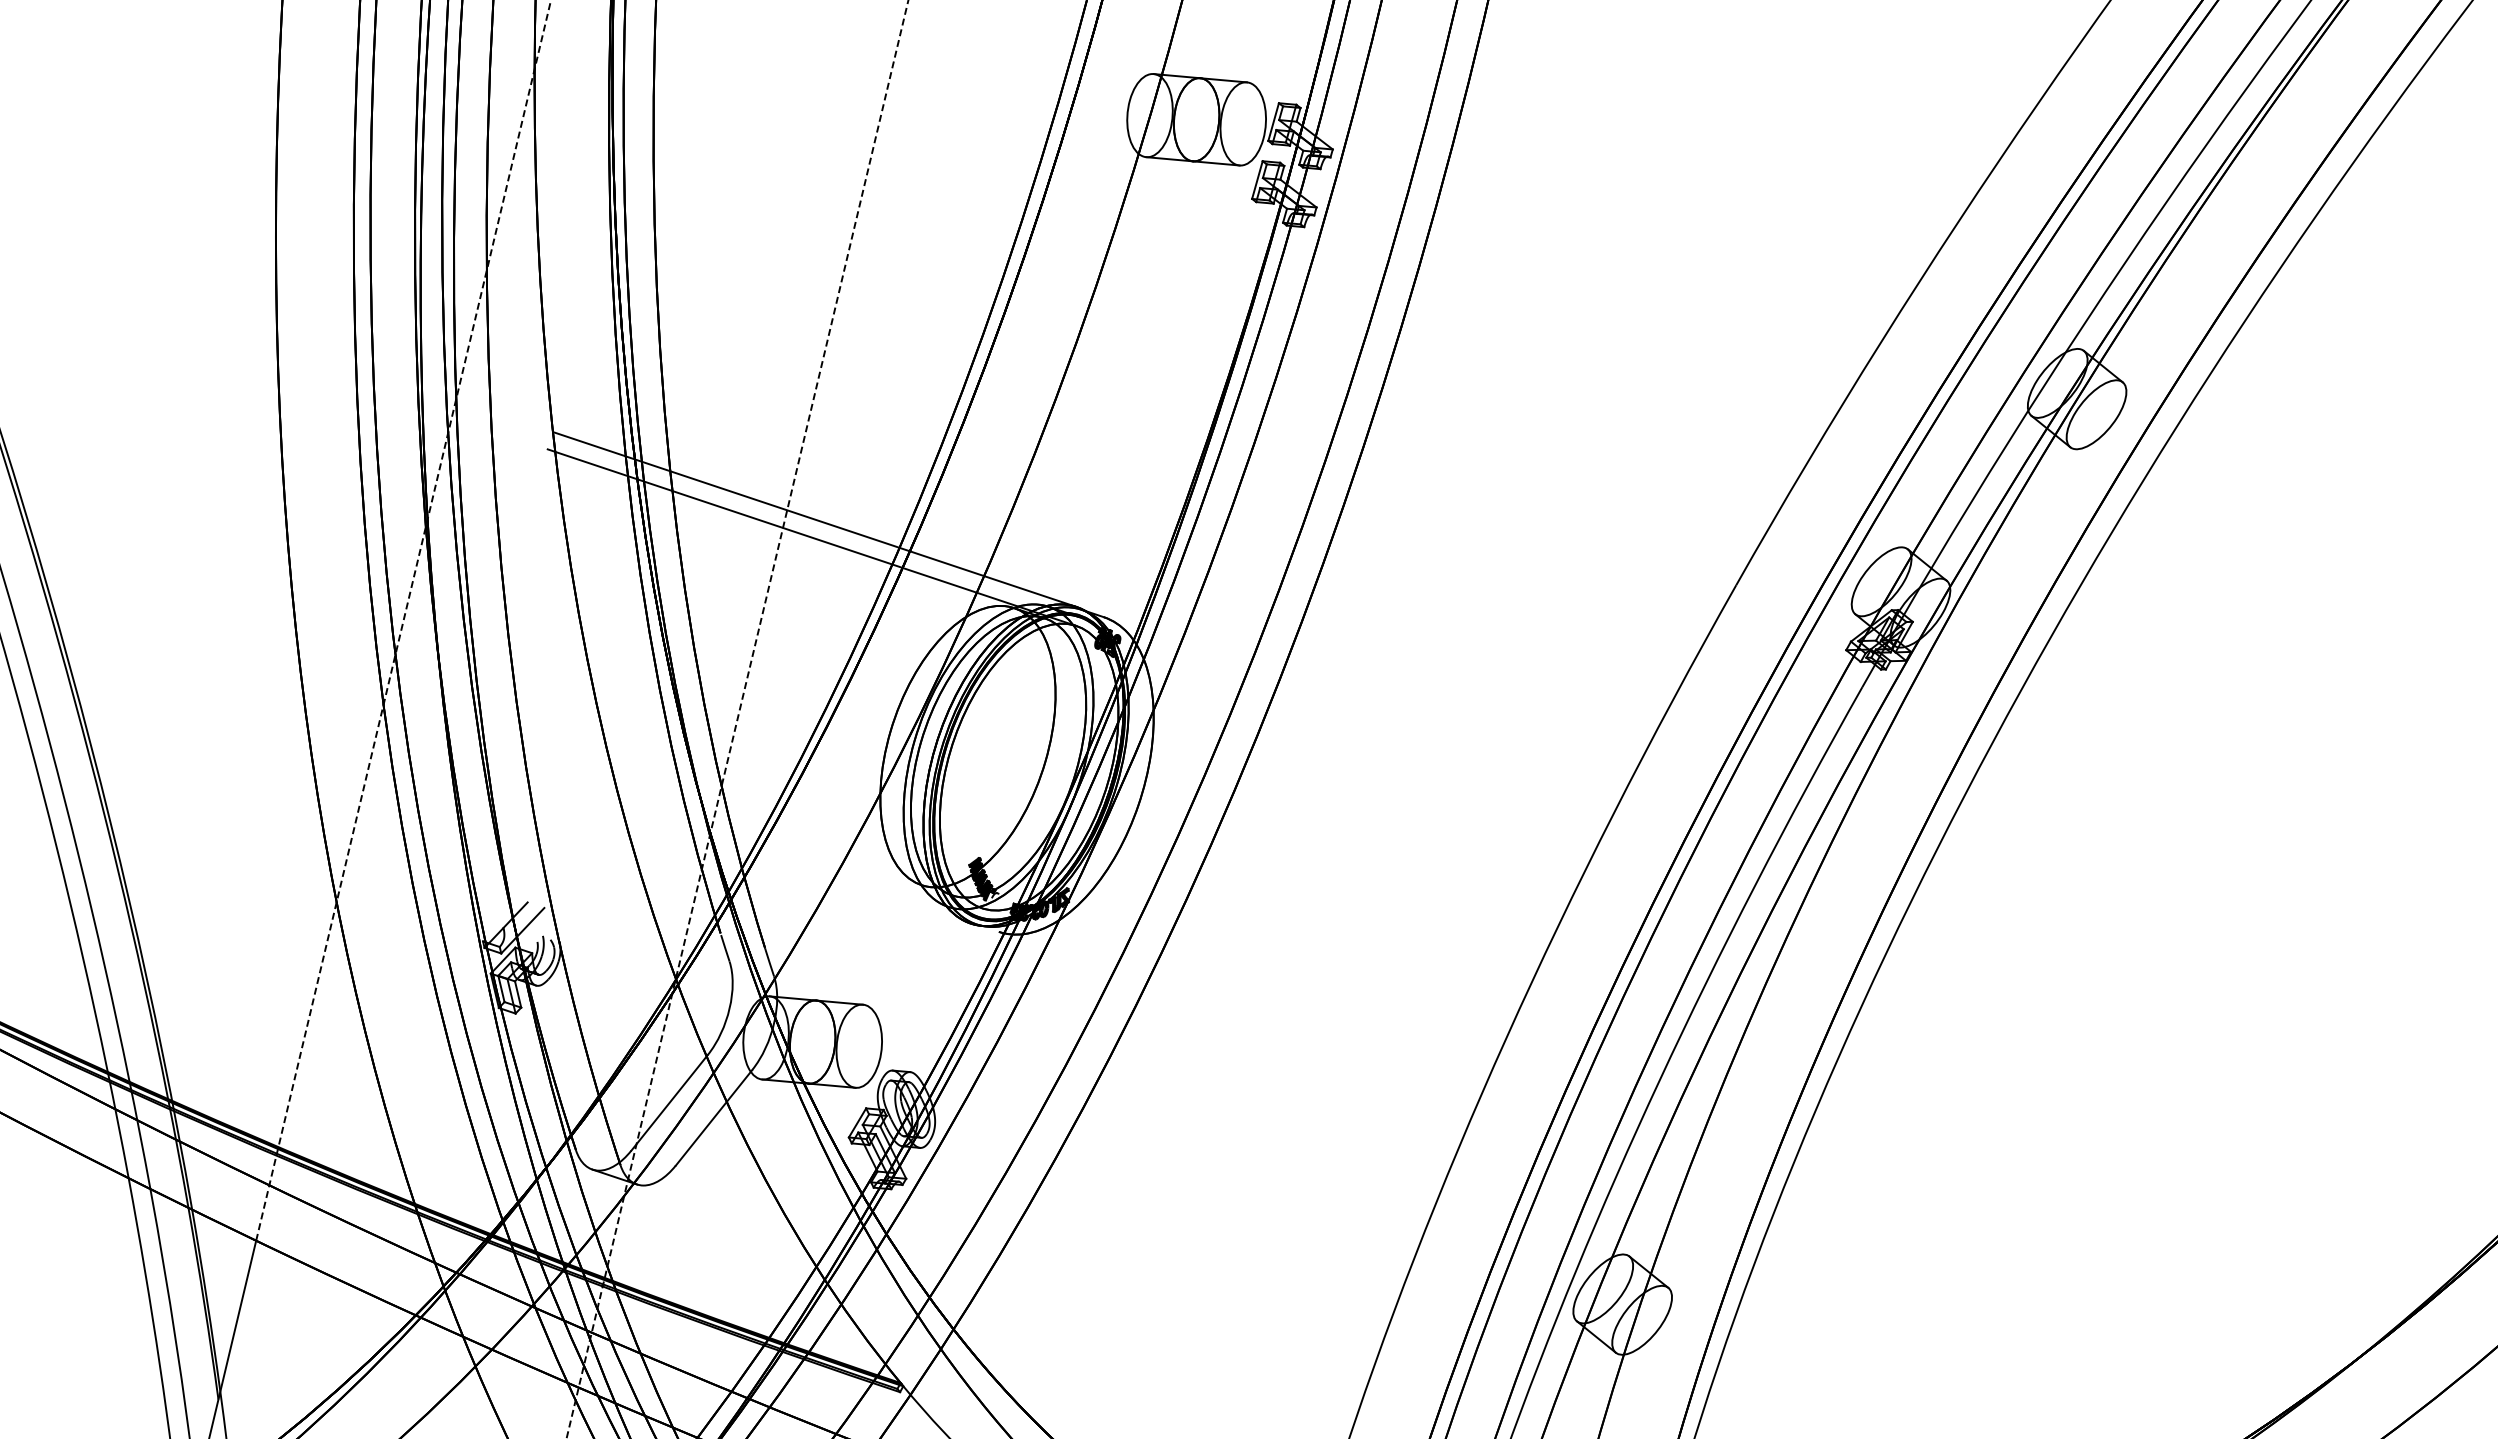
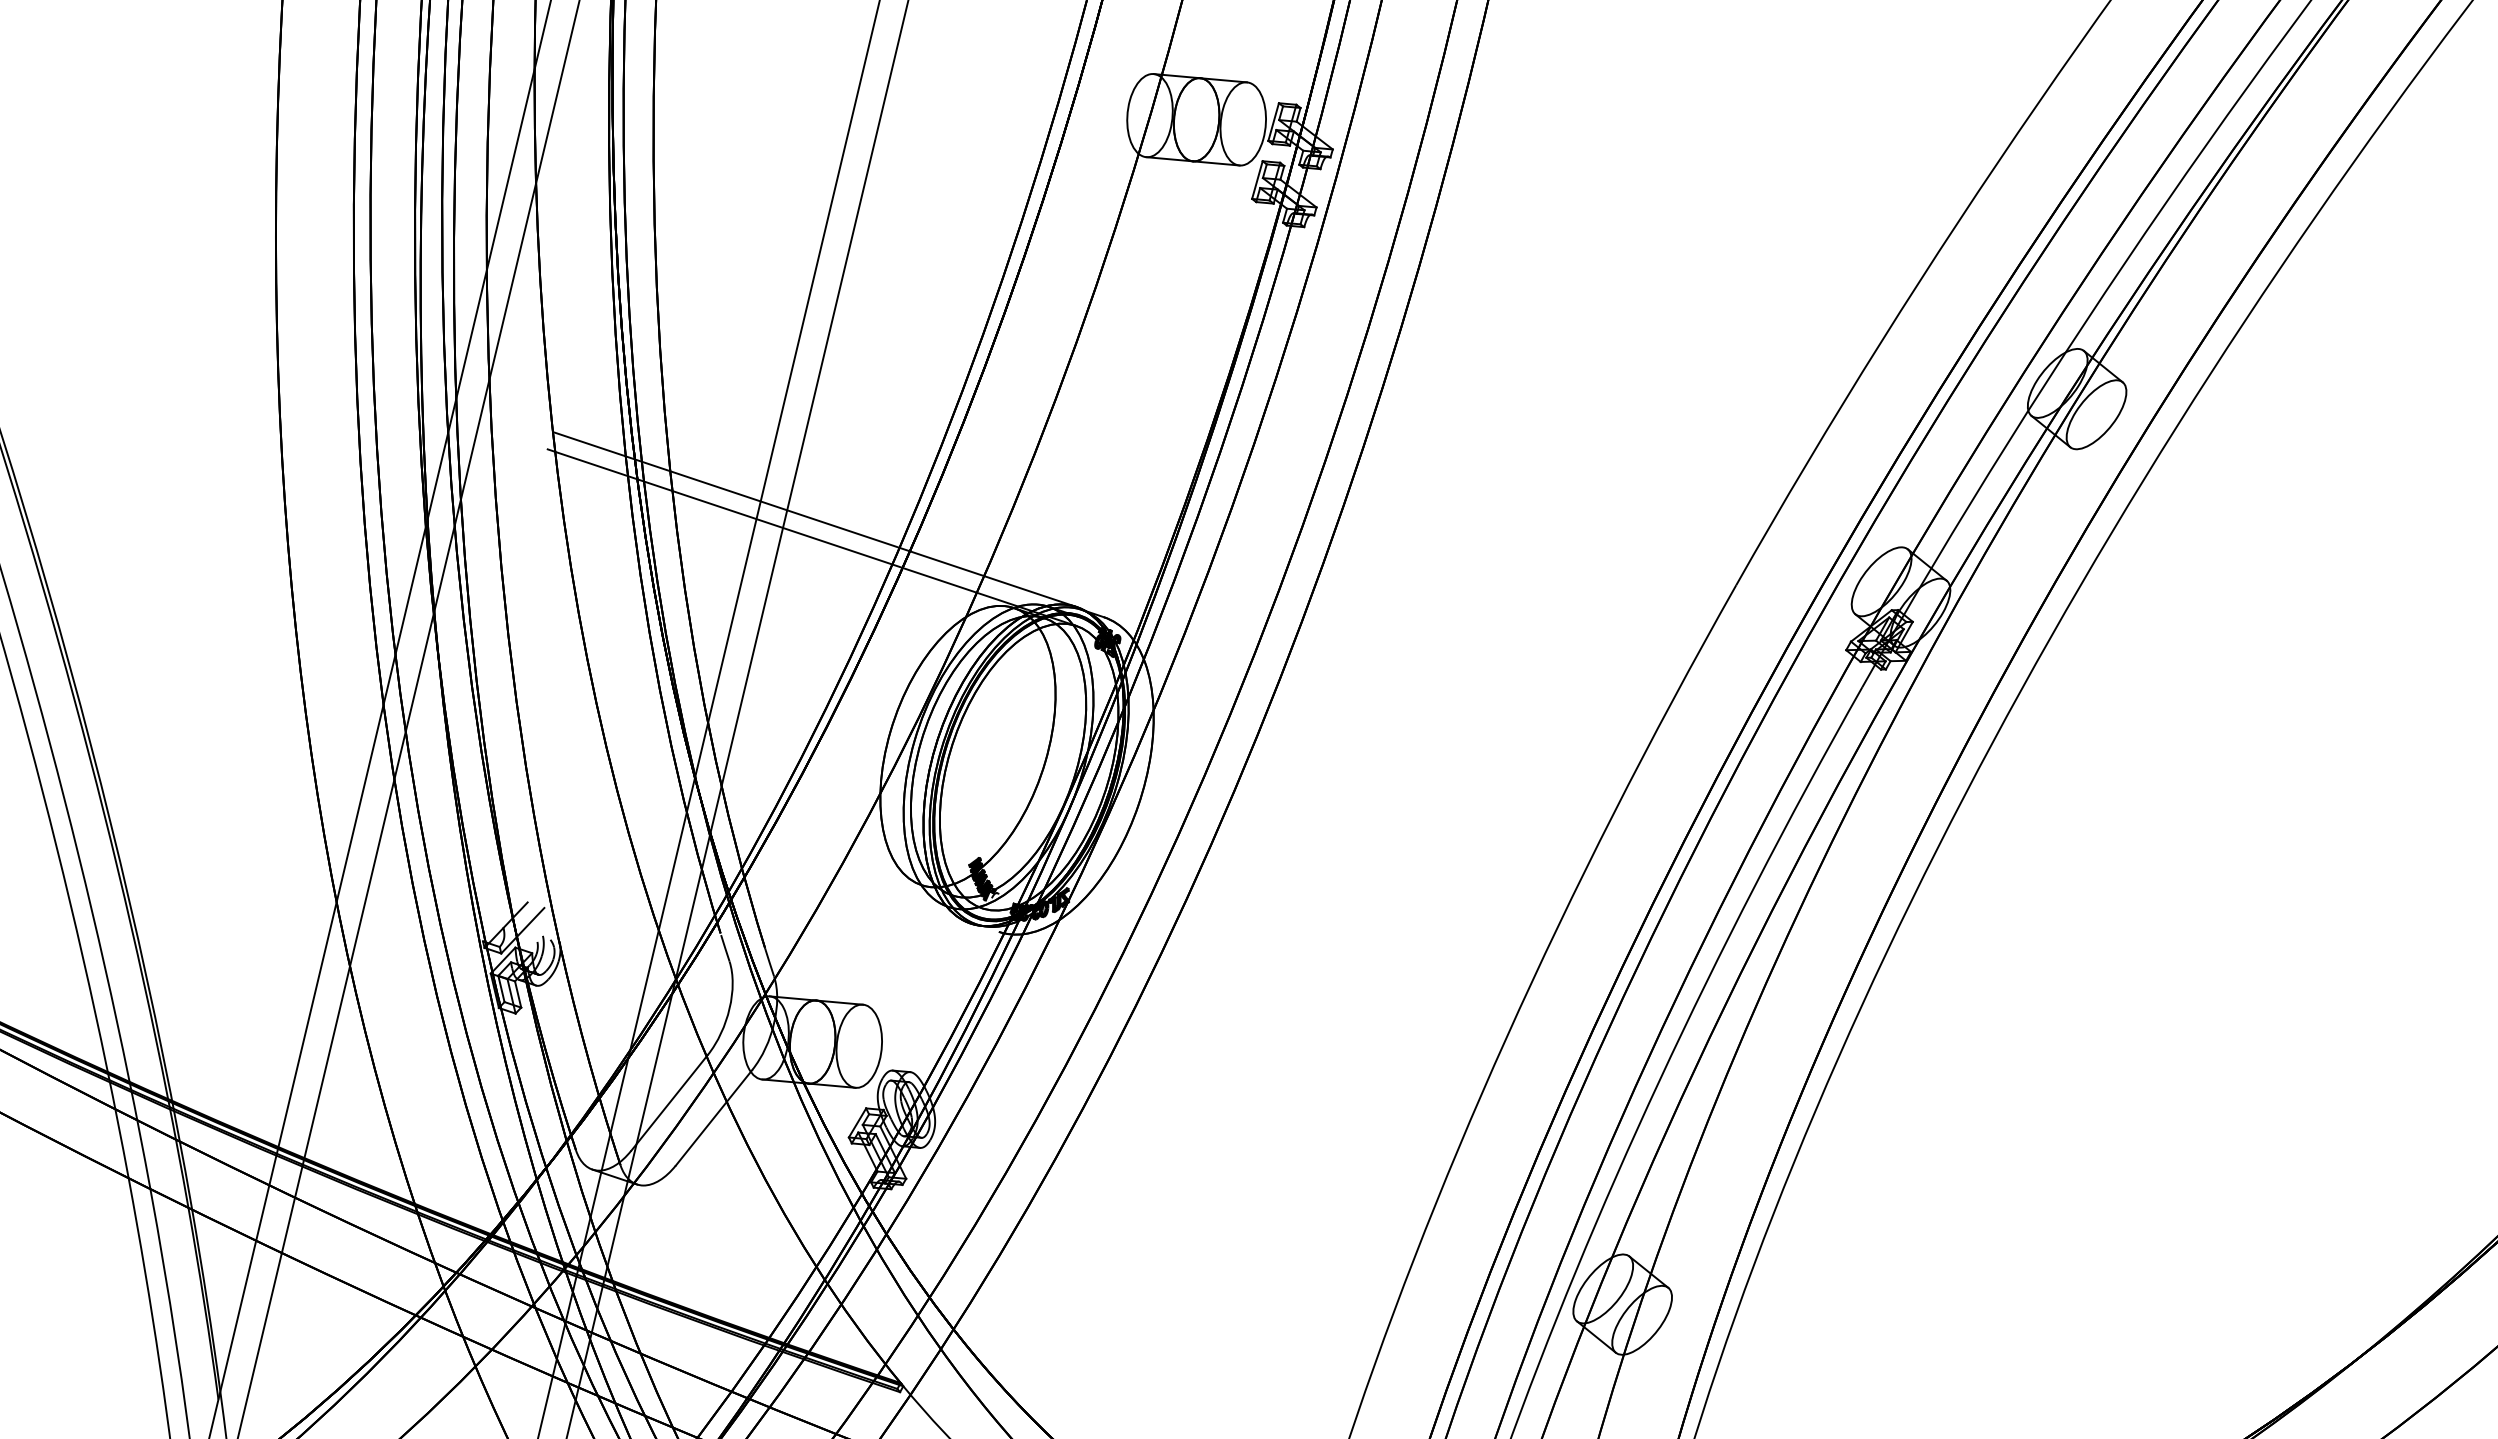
line: dashed -> solid (403, 620)
line: none -> present (408, 718)
line: none -> present (708, 718)
line: dashed -> solid (737, 719)
